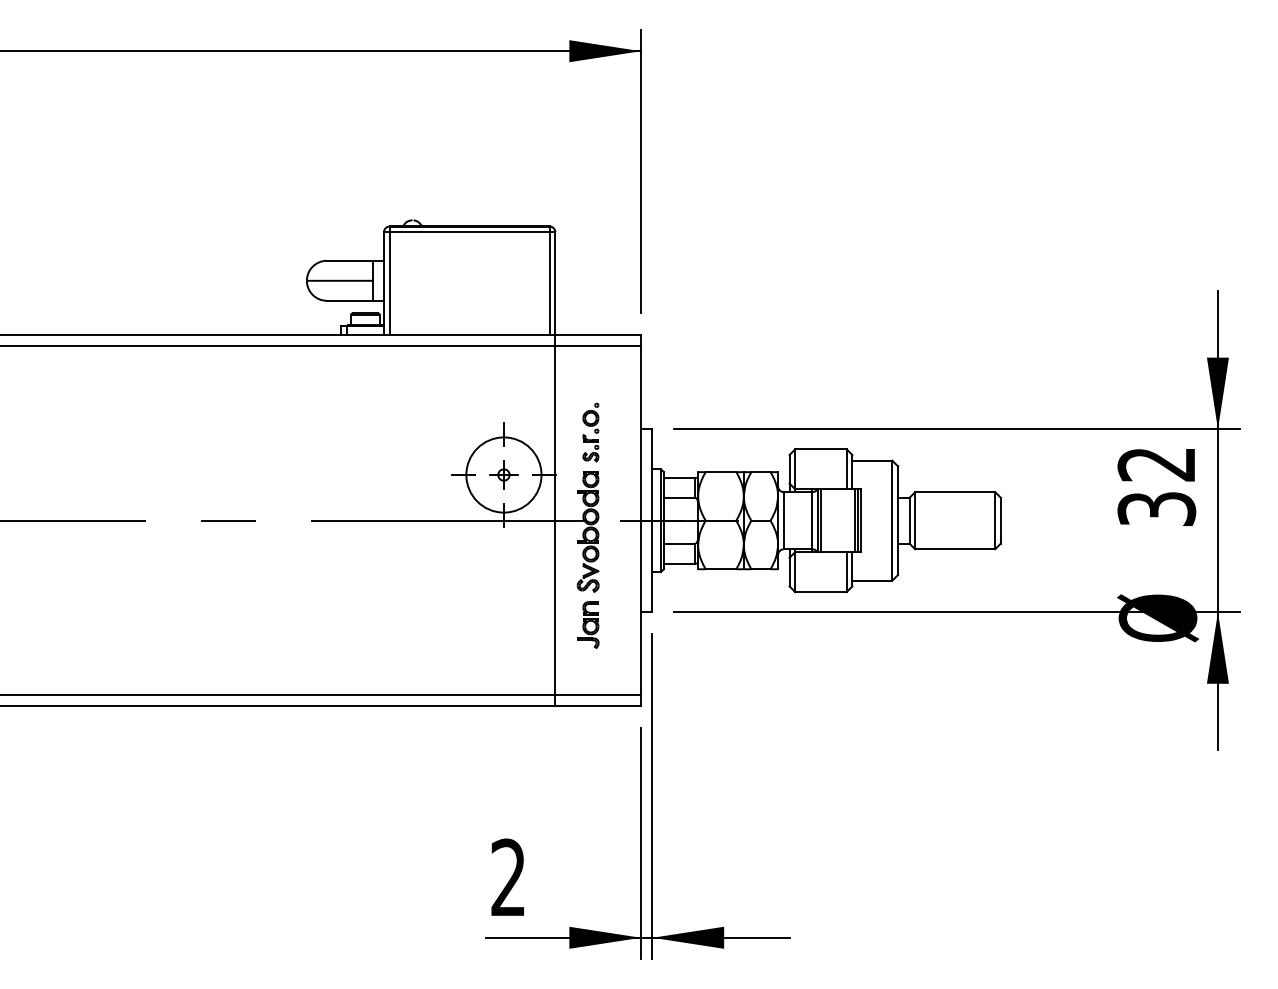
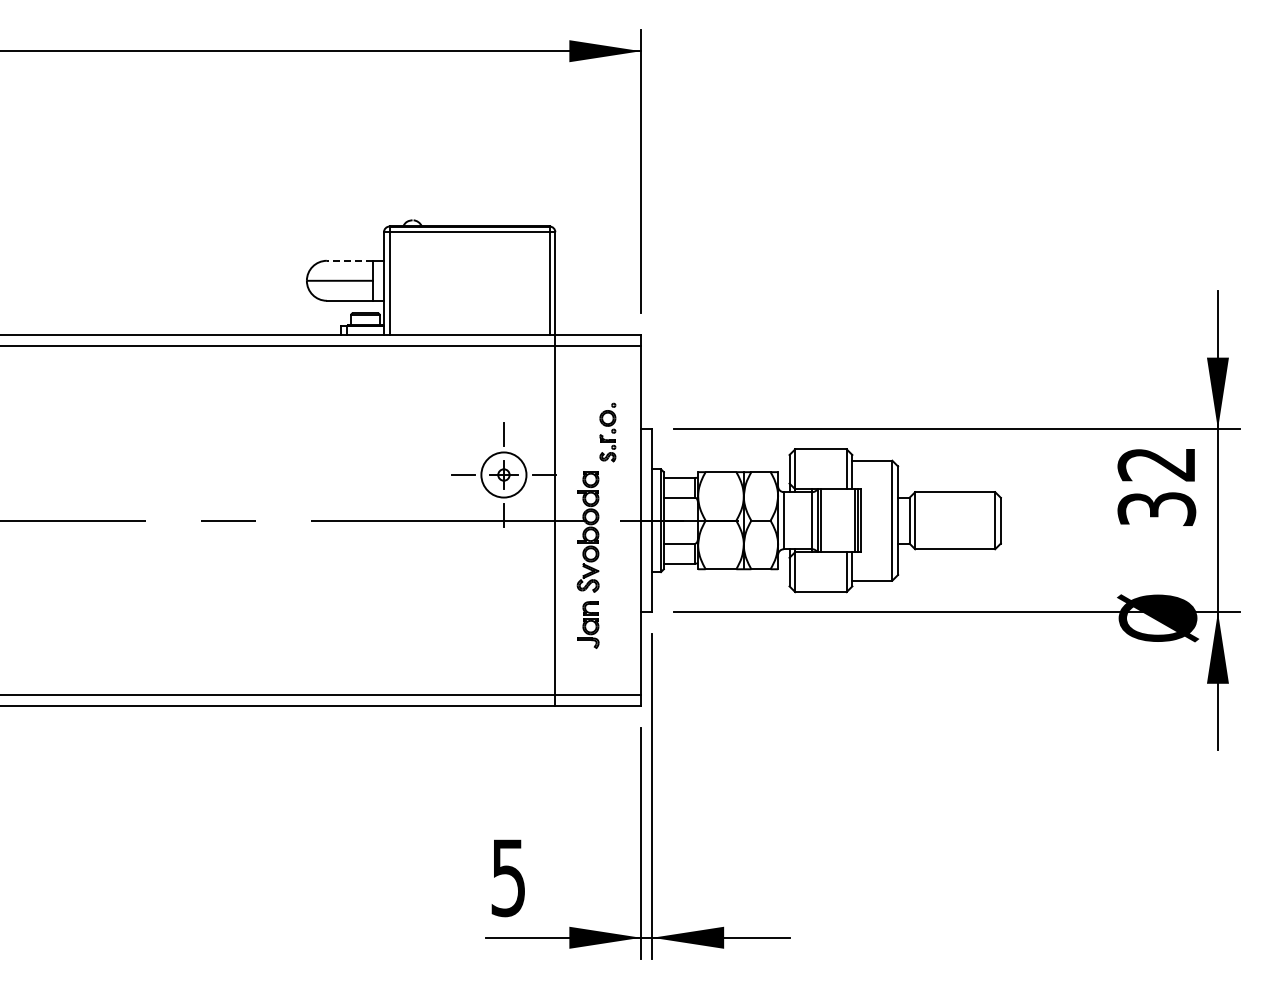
line: solid -> dashed (349, 260)
part position: (590, 432) -> (607, 432) (607, 432)
circle diameter: 75 px -> 45 px (503, 474)
text: 2 -> 5 (507, 877)
